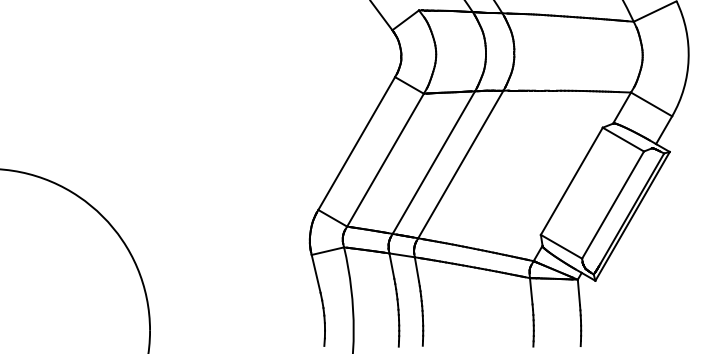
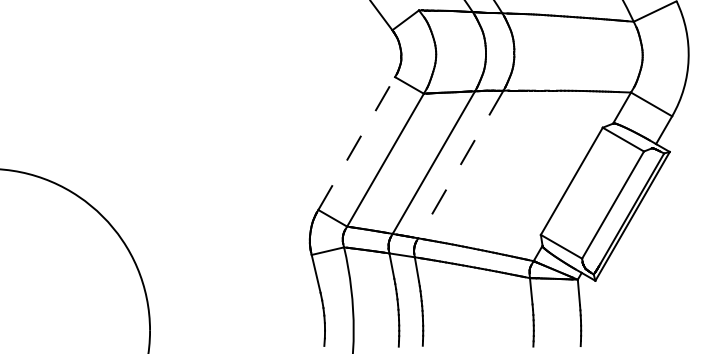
line: solid -> dashed (356, 143)
line: solid -> dashed (460, 164)
